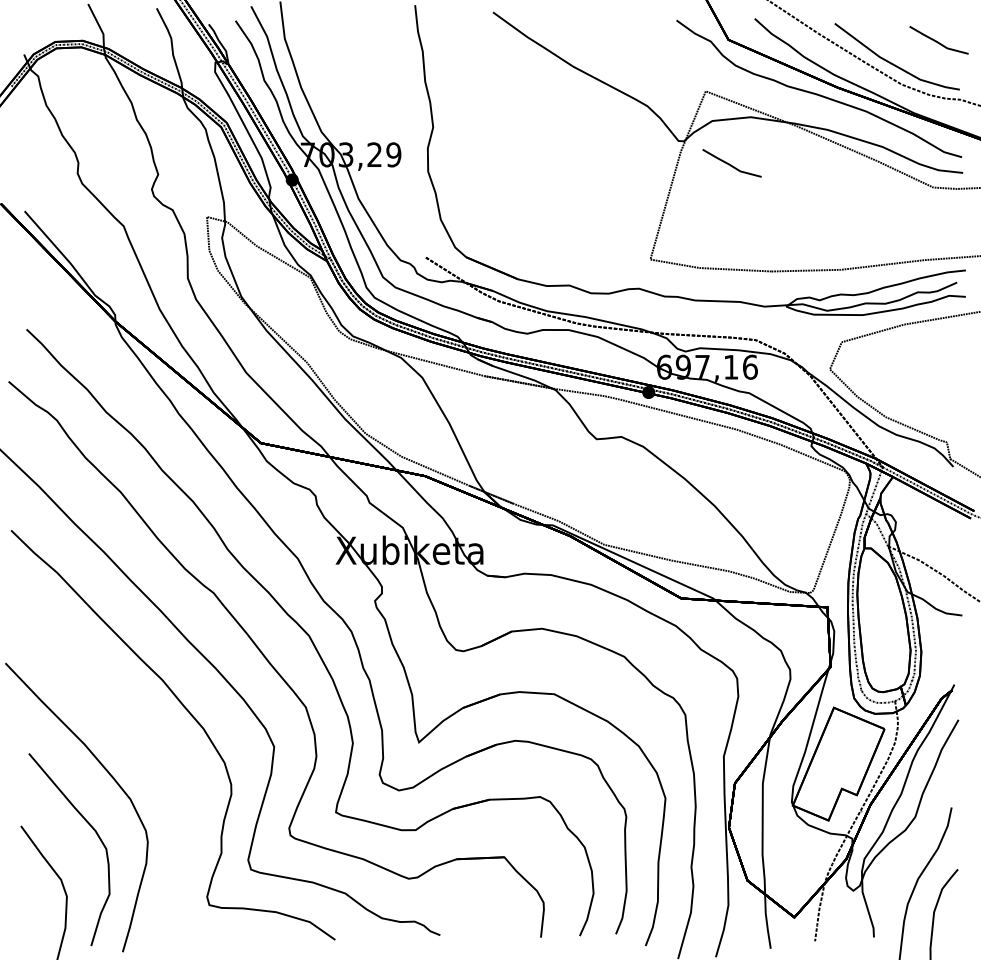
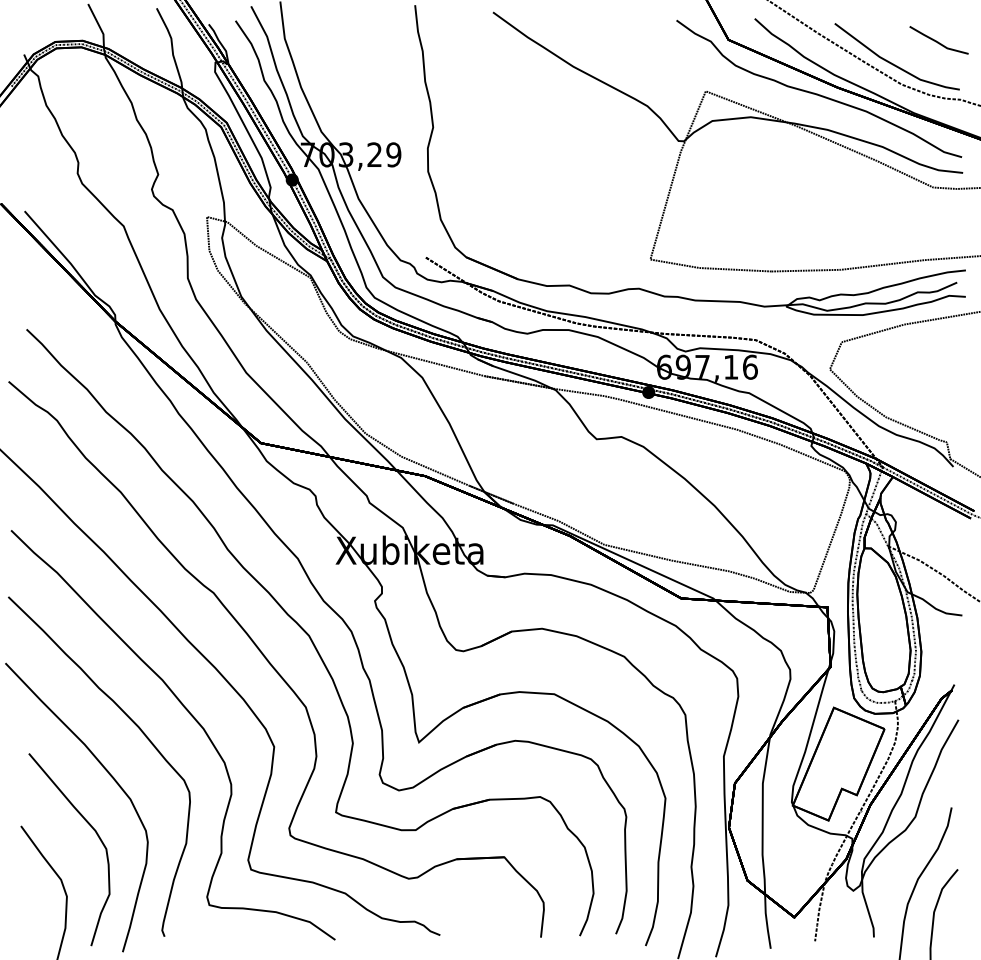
line: present -> none (731, 164)
part: none -> present (141, 732)
